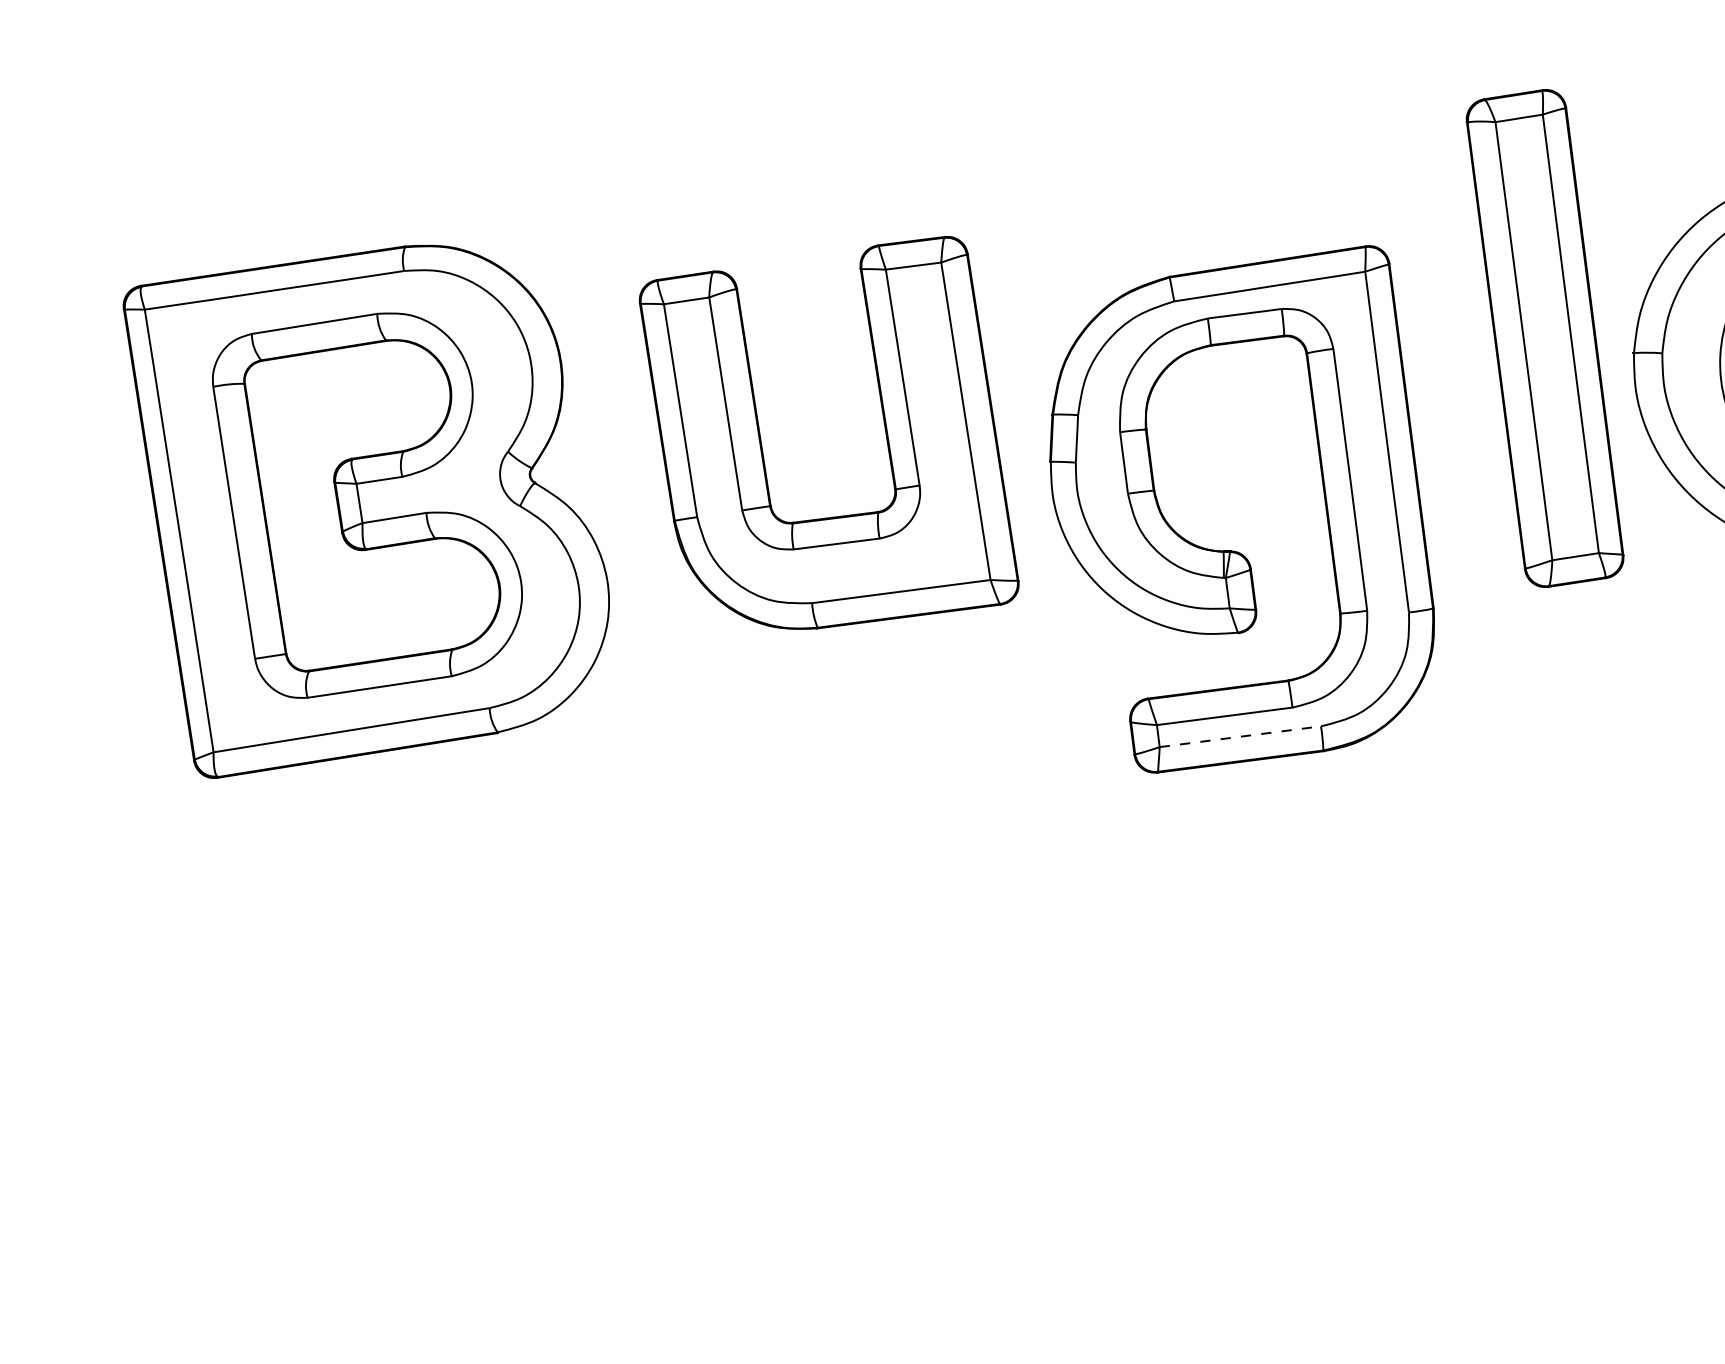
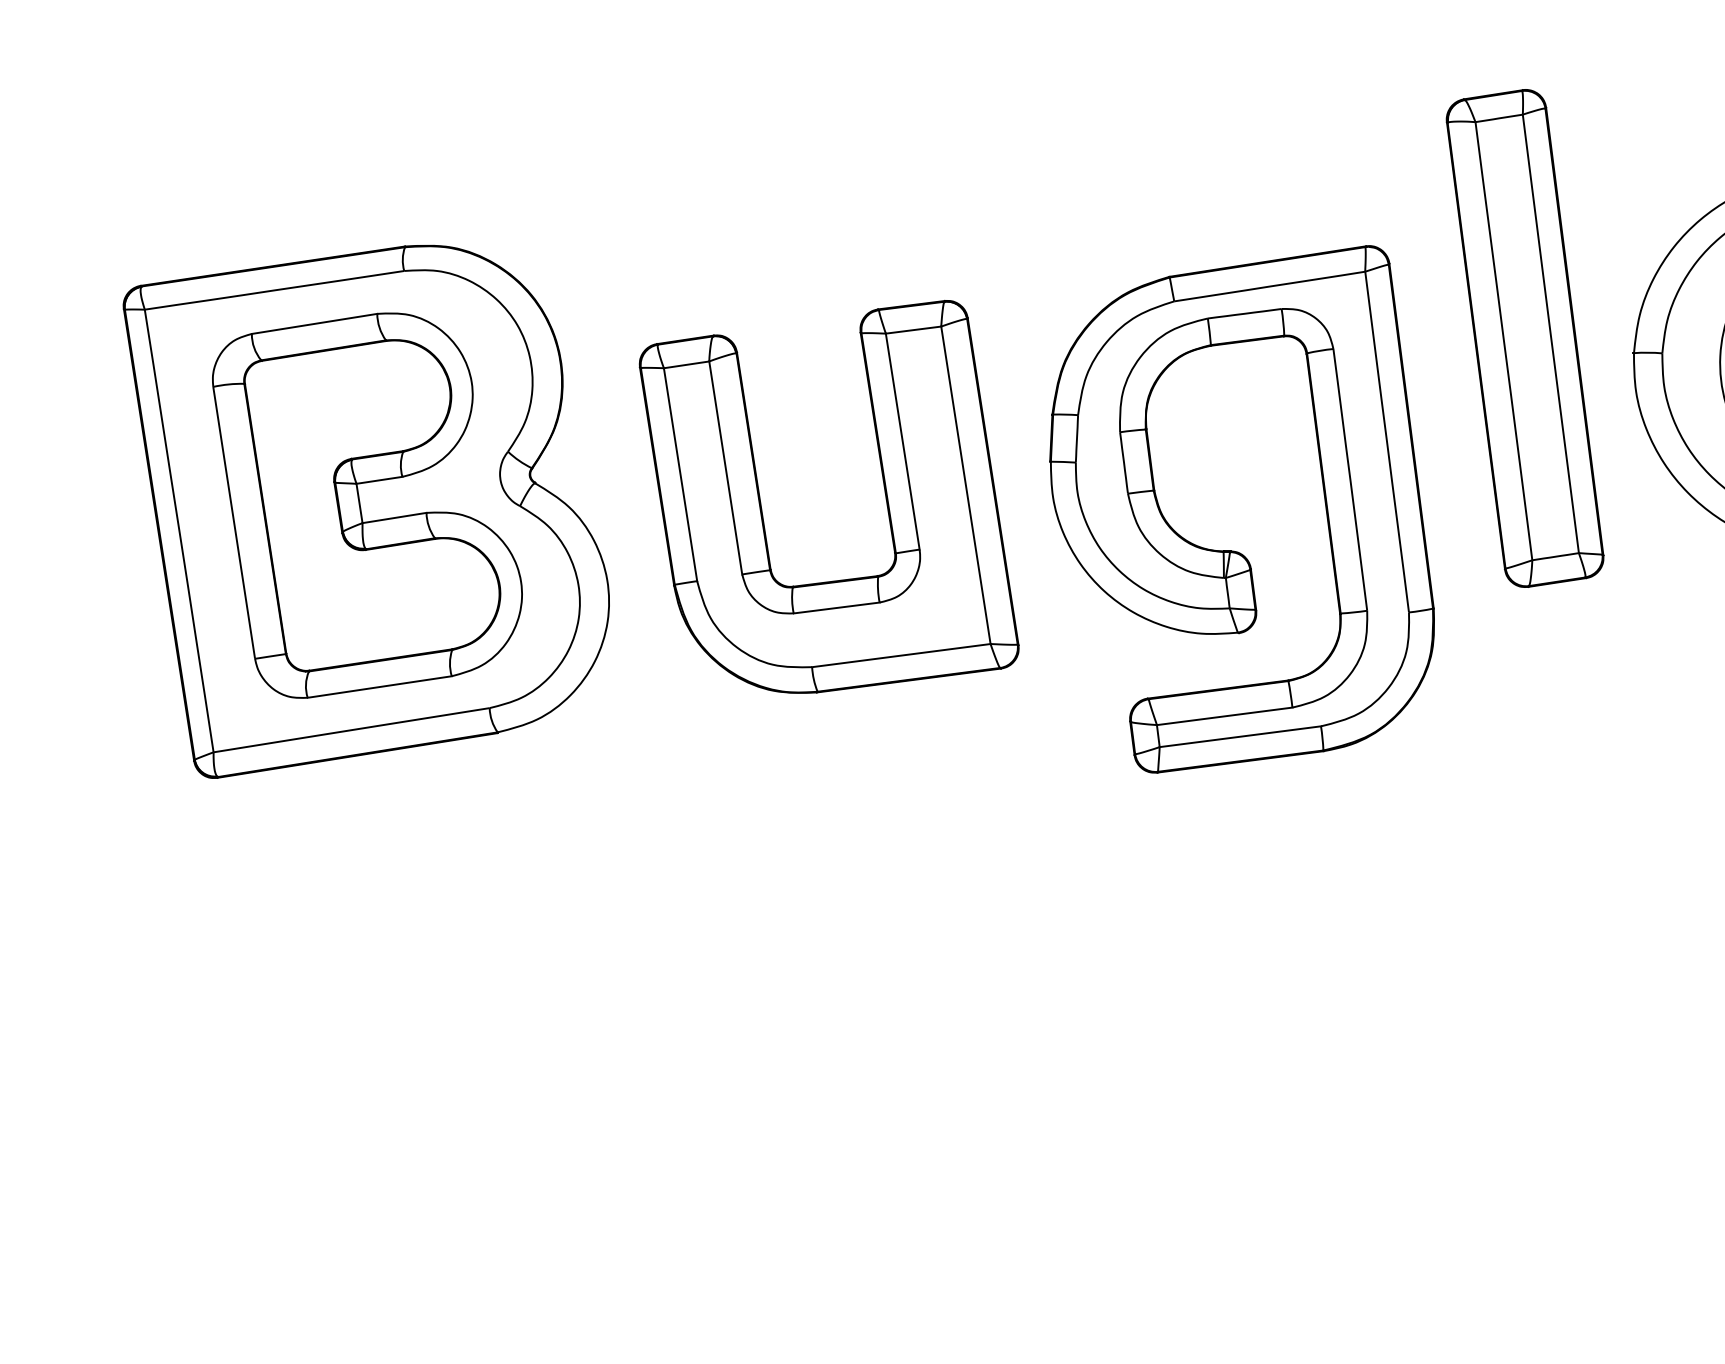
part position: (1544, 338) -> (1524, 338) (1524, 338)
part position: (883, 422) -> (883, 486) (883, 486)
line: dashed -> solid (1240, 736)
